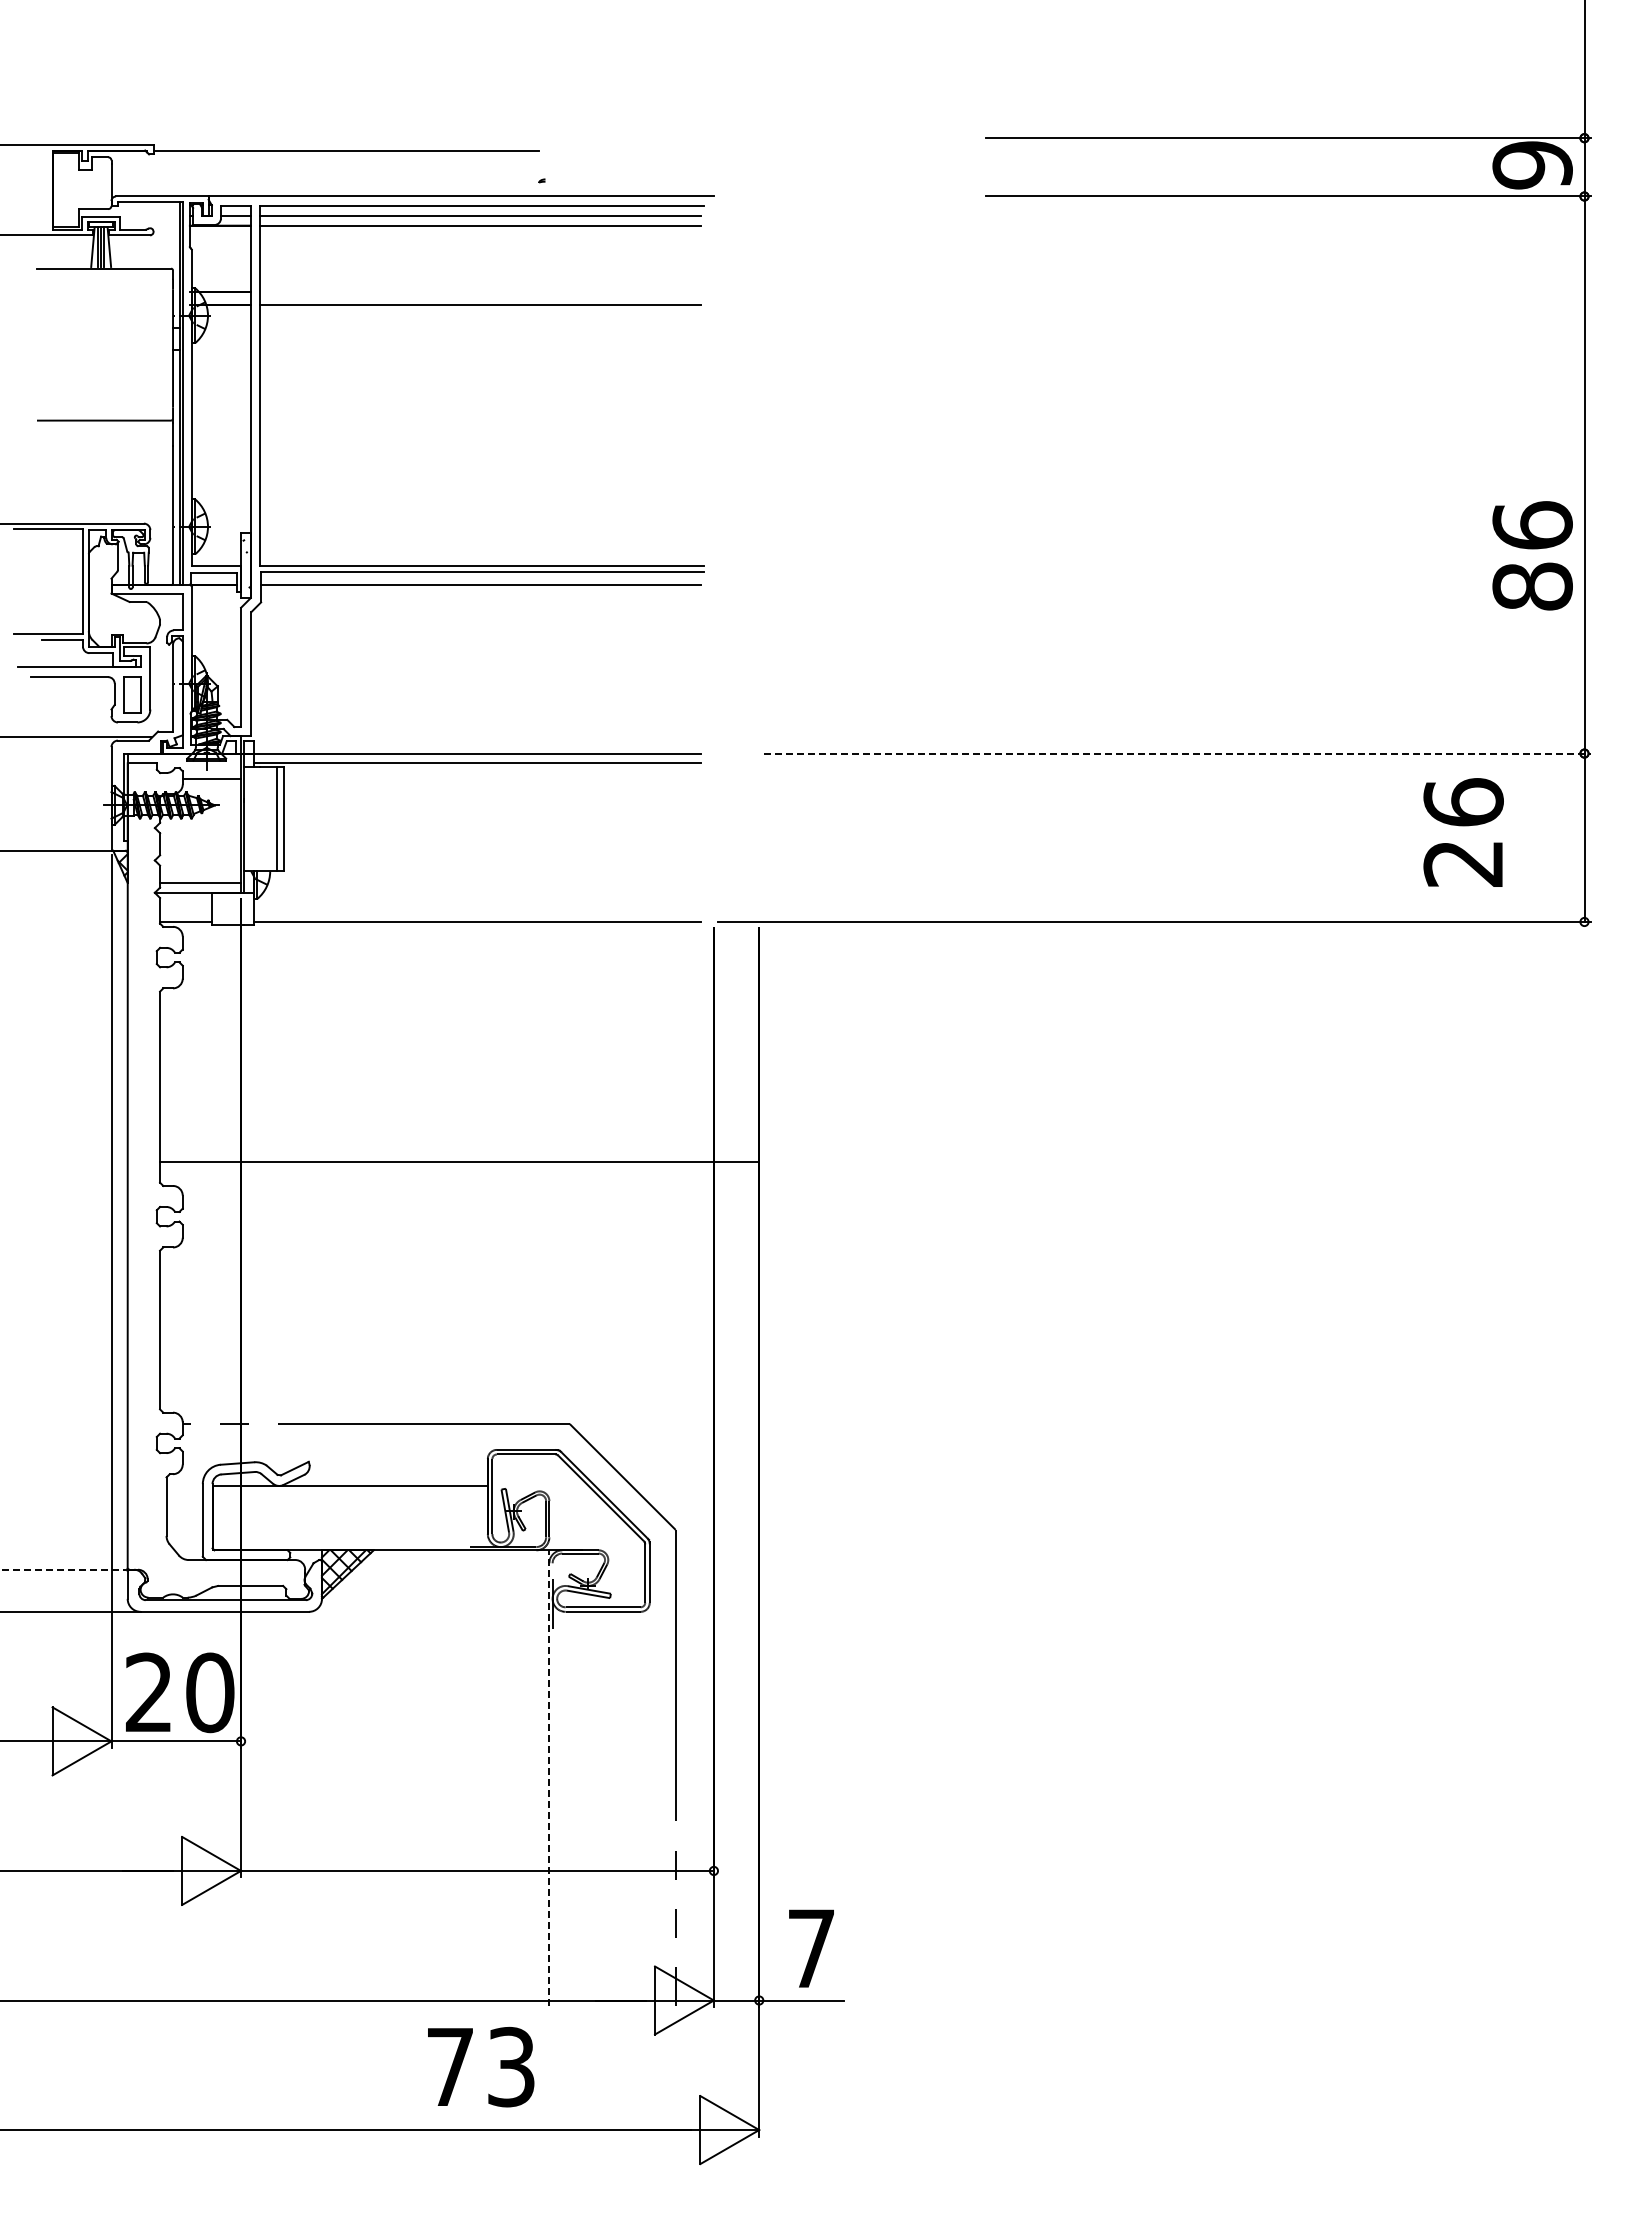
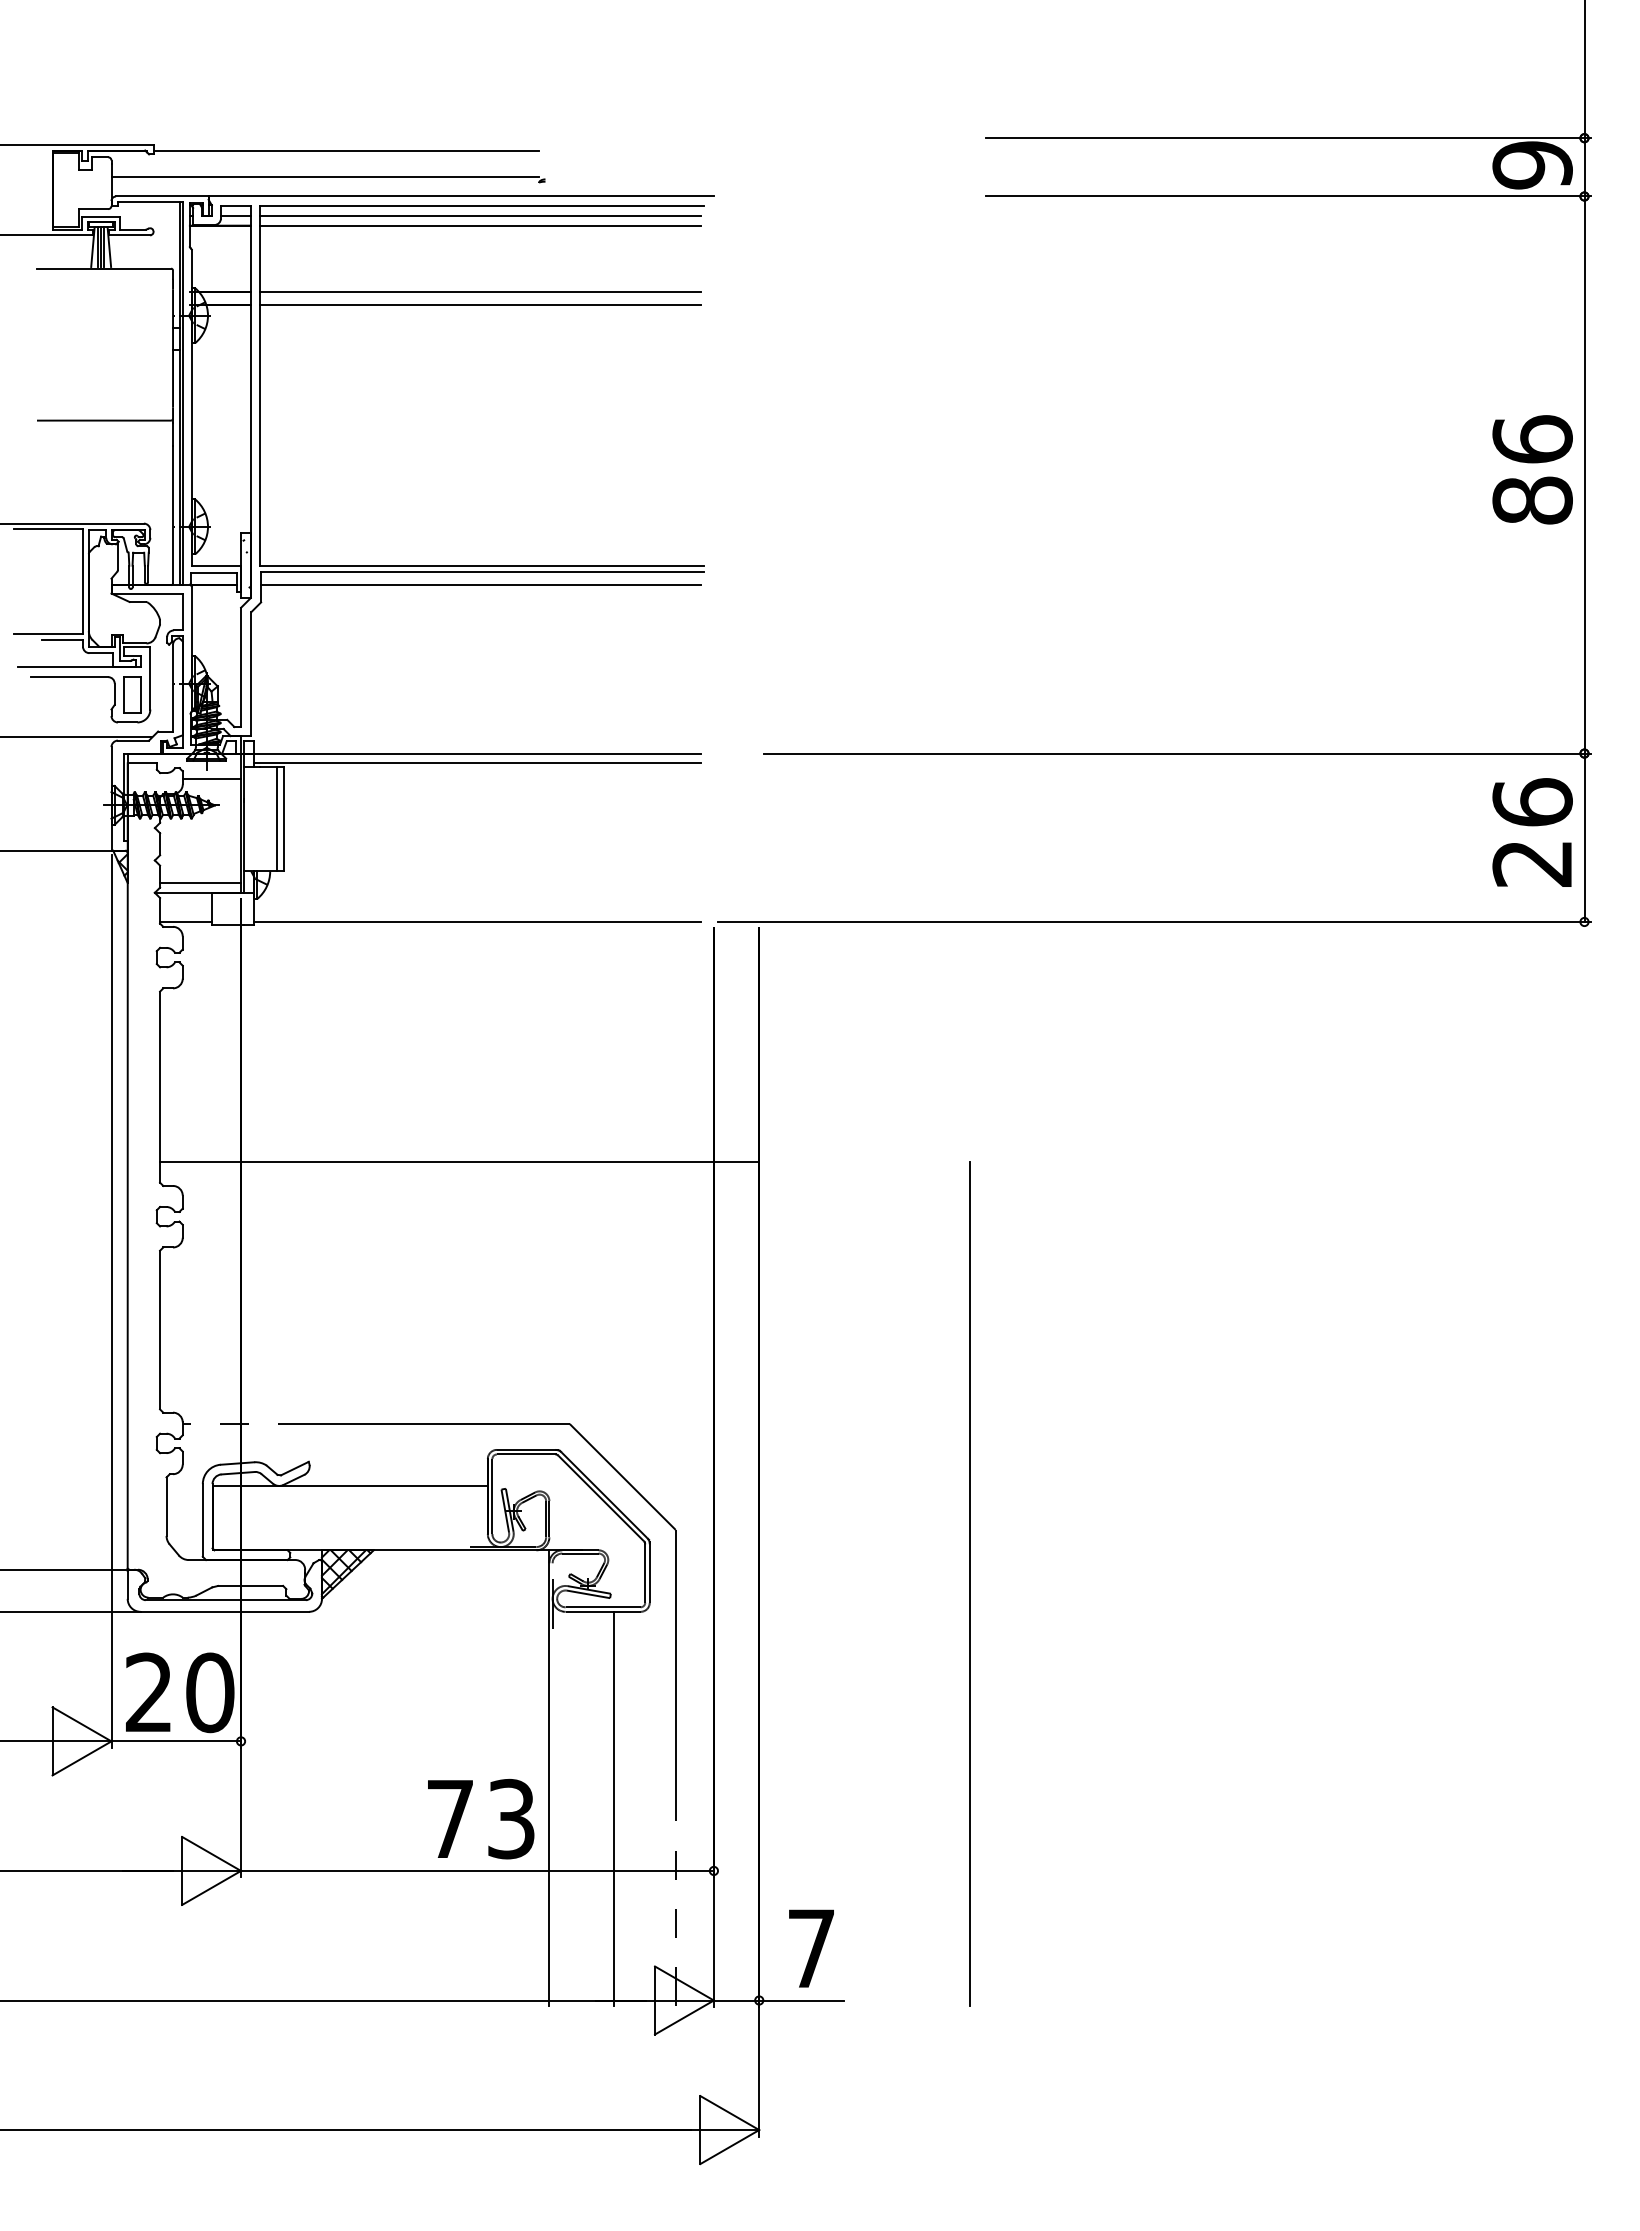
line: none -> present (325, 177)
line: none -> present (479, 292)
text position: (1532, 555) -> (1532, 469) (1532, 469)
line: dashed -> solid (1177, 753)
text position: (1463, 832) -> (1532, 832) (1532, 832)
line: dashed -> solid (65, 1569)
line: none -> present (969, 1583)
line: dashed -> solid (549, 1778)
line: none -> present (614, 1808)
text position: (481, 2066) -> (481, 1818) (481, 1818)
